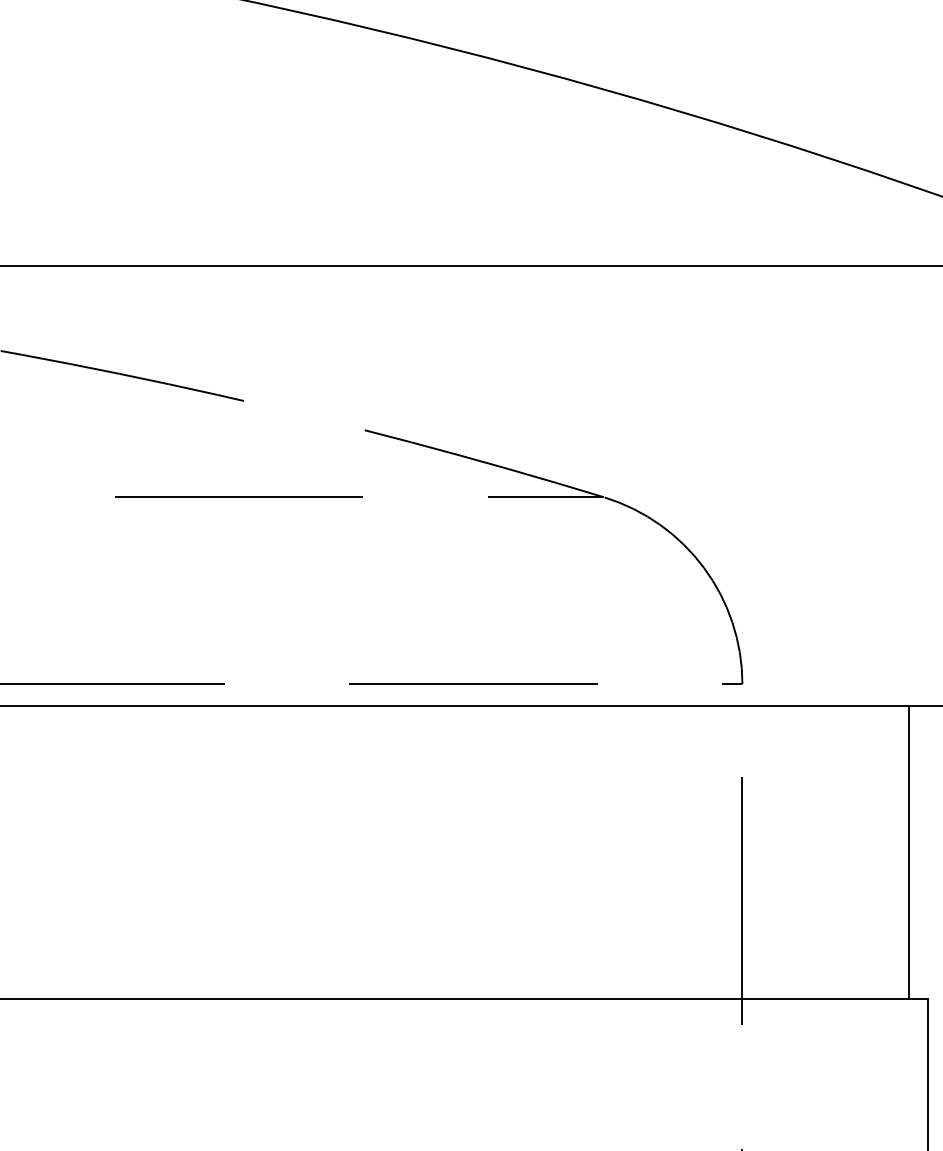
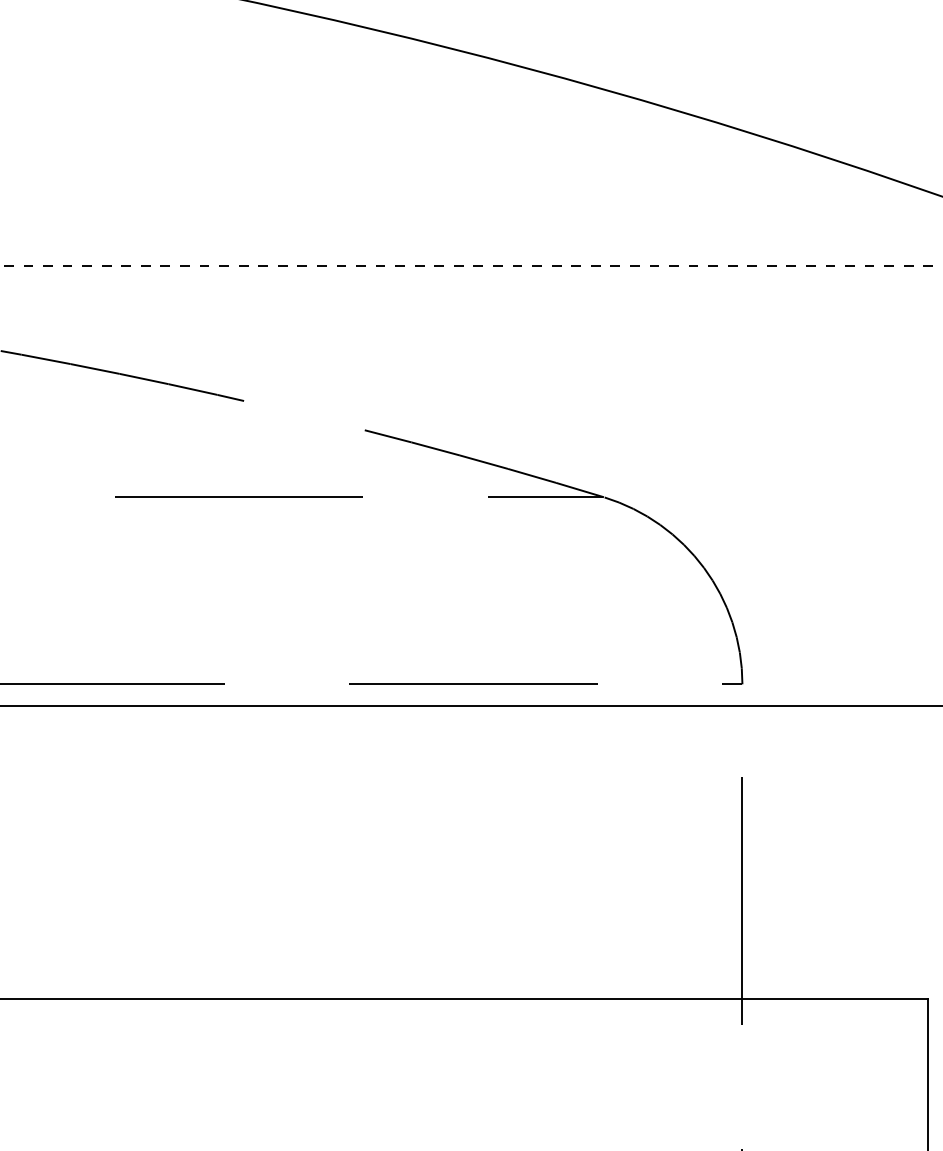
line: solid -> dashed (470, 265)
line: present -> none (908, 852)
